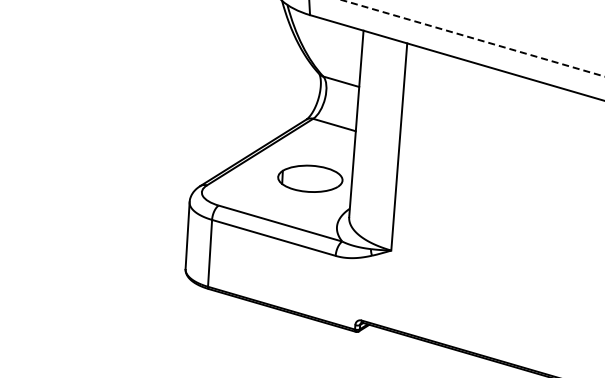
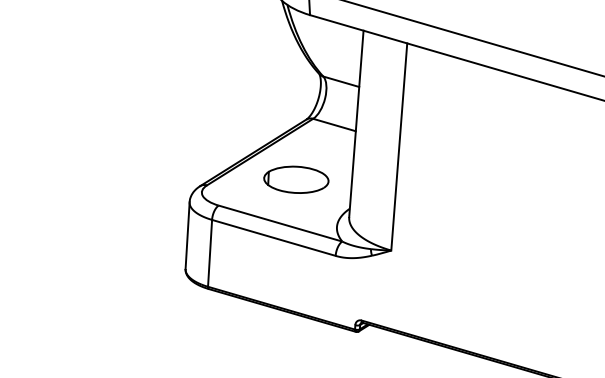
line: dashed -> solid (473, 38)
part position: (310, 178) -> (296, 179) (296, 179)
